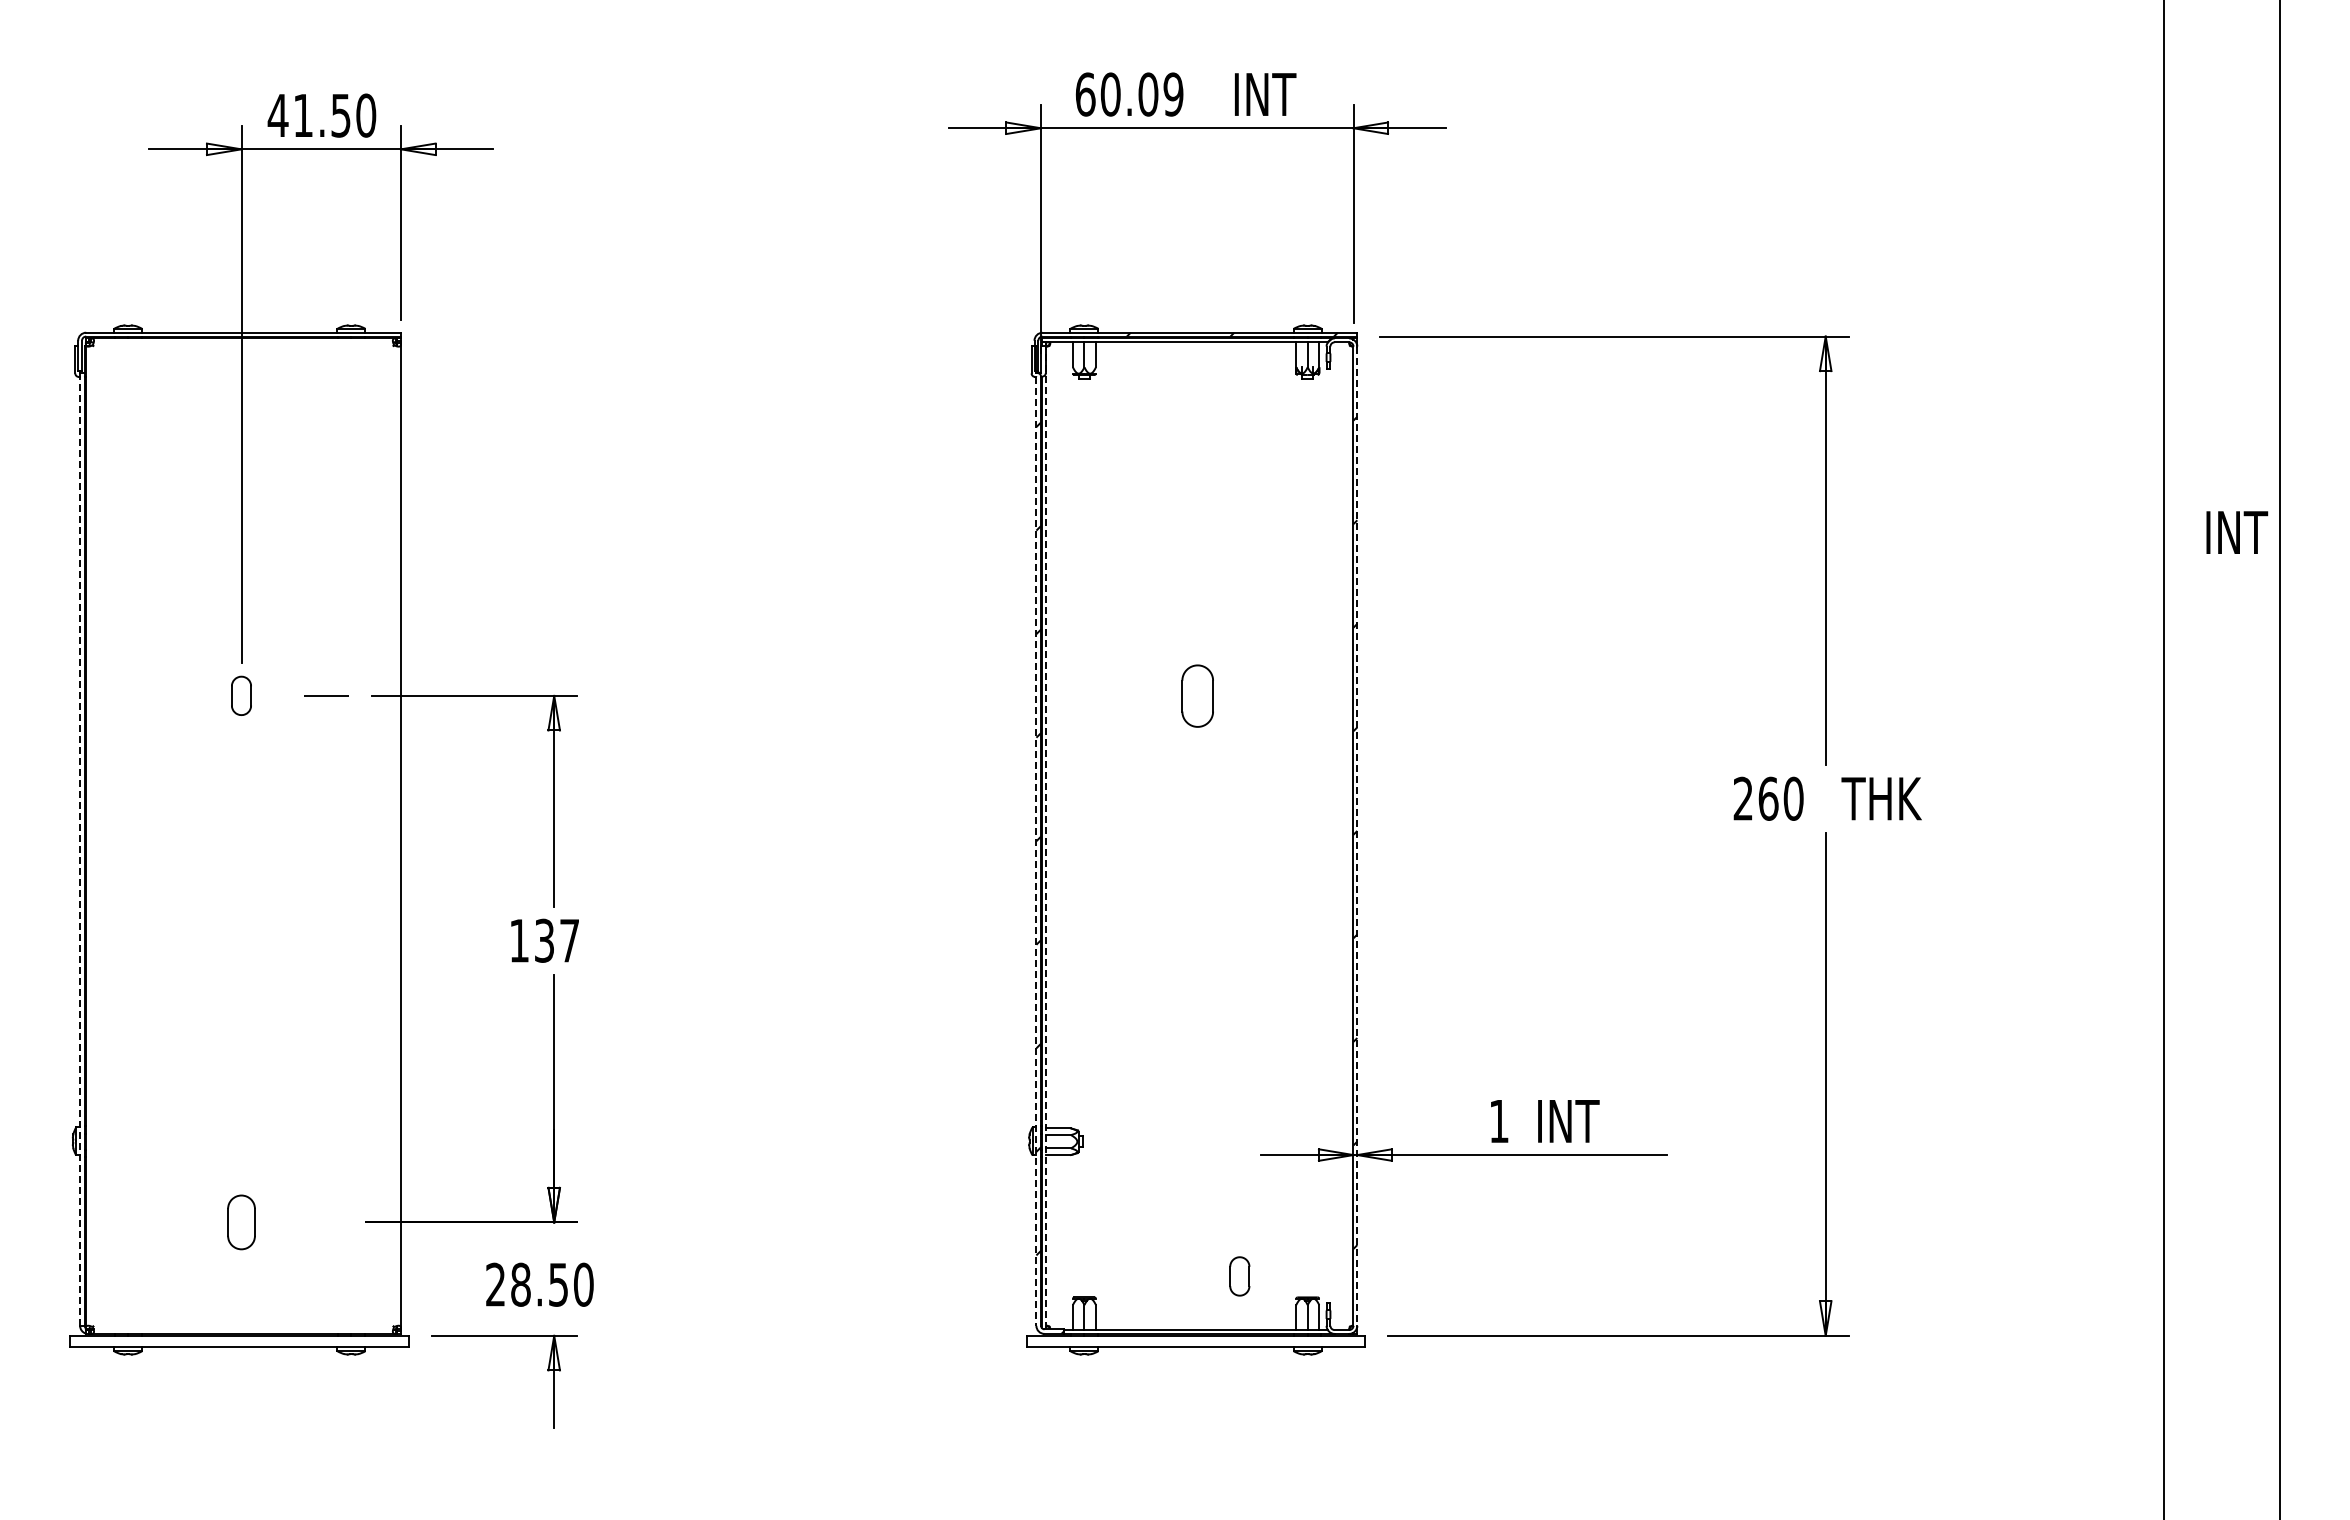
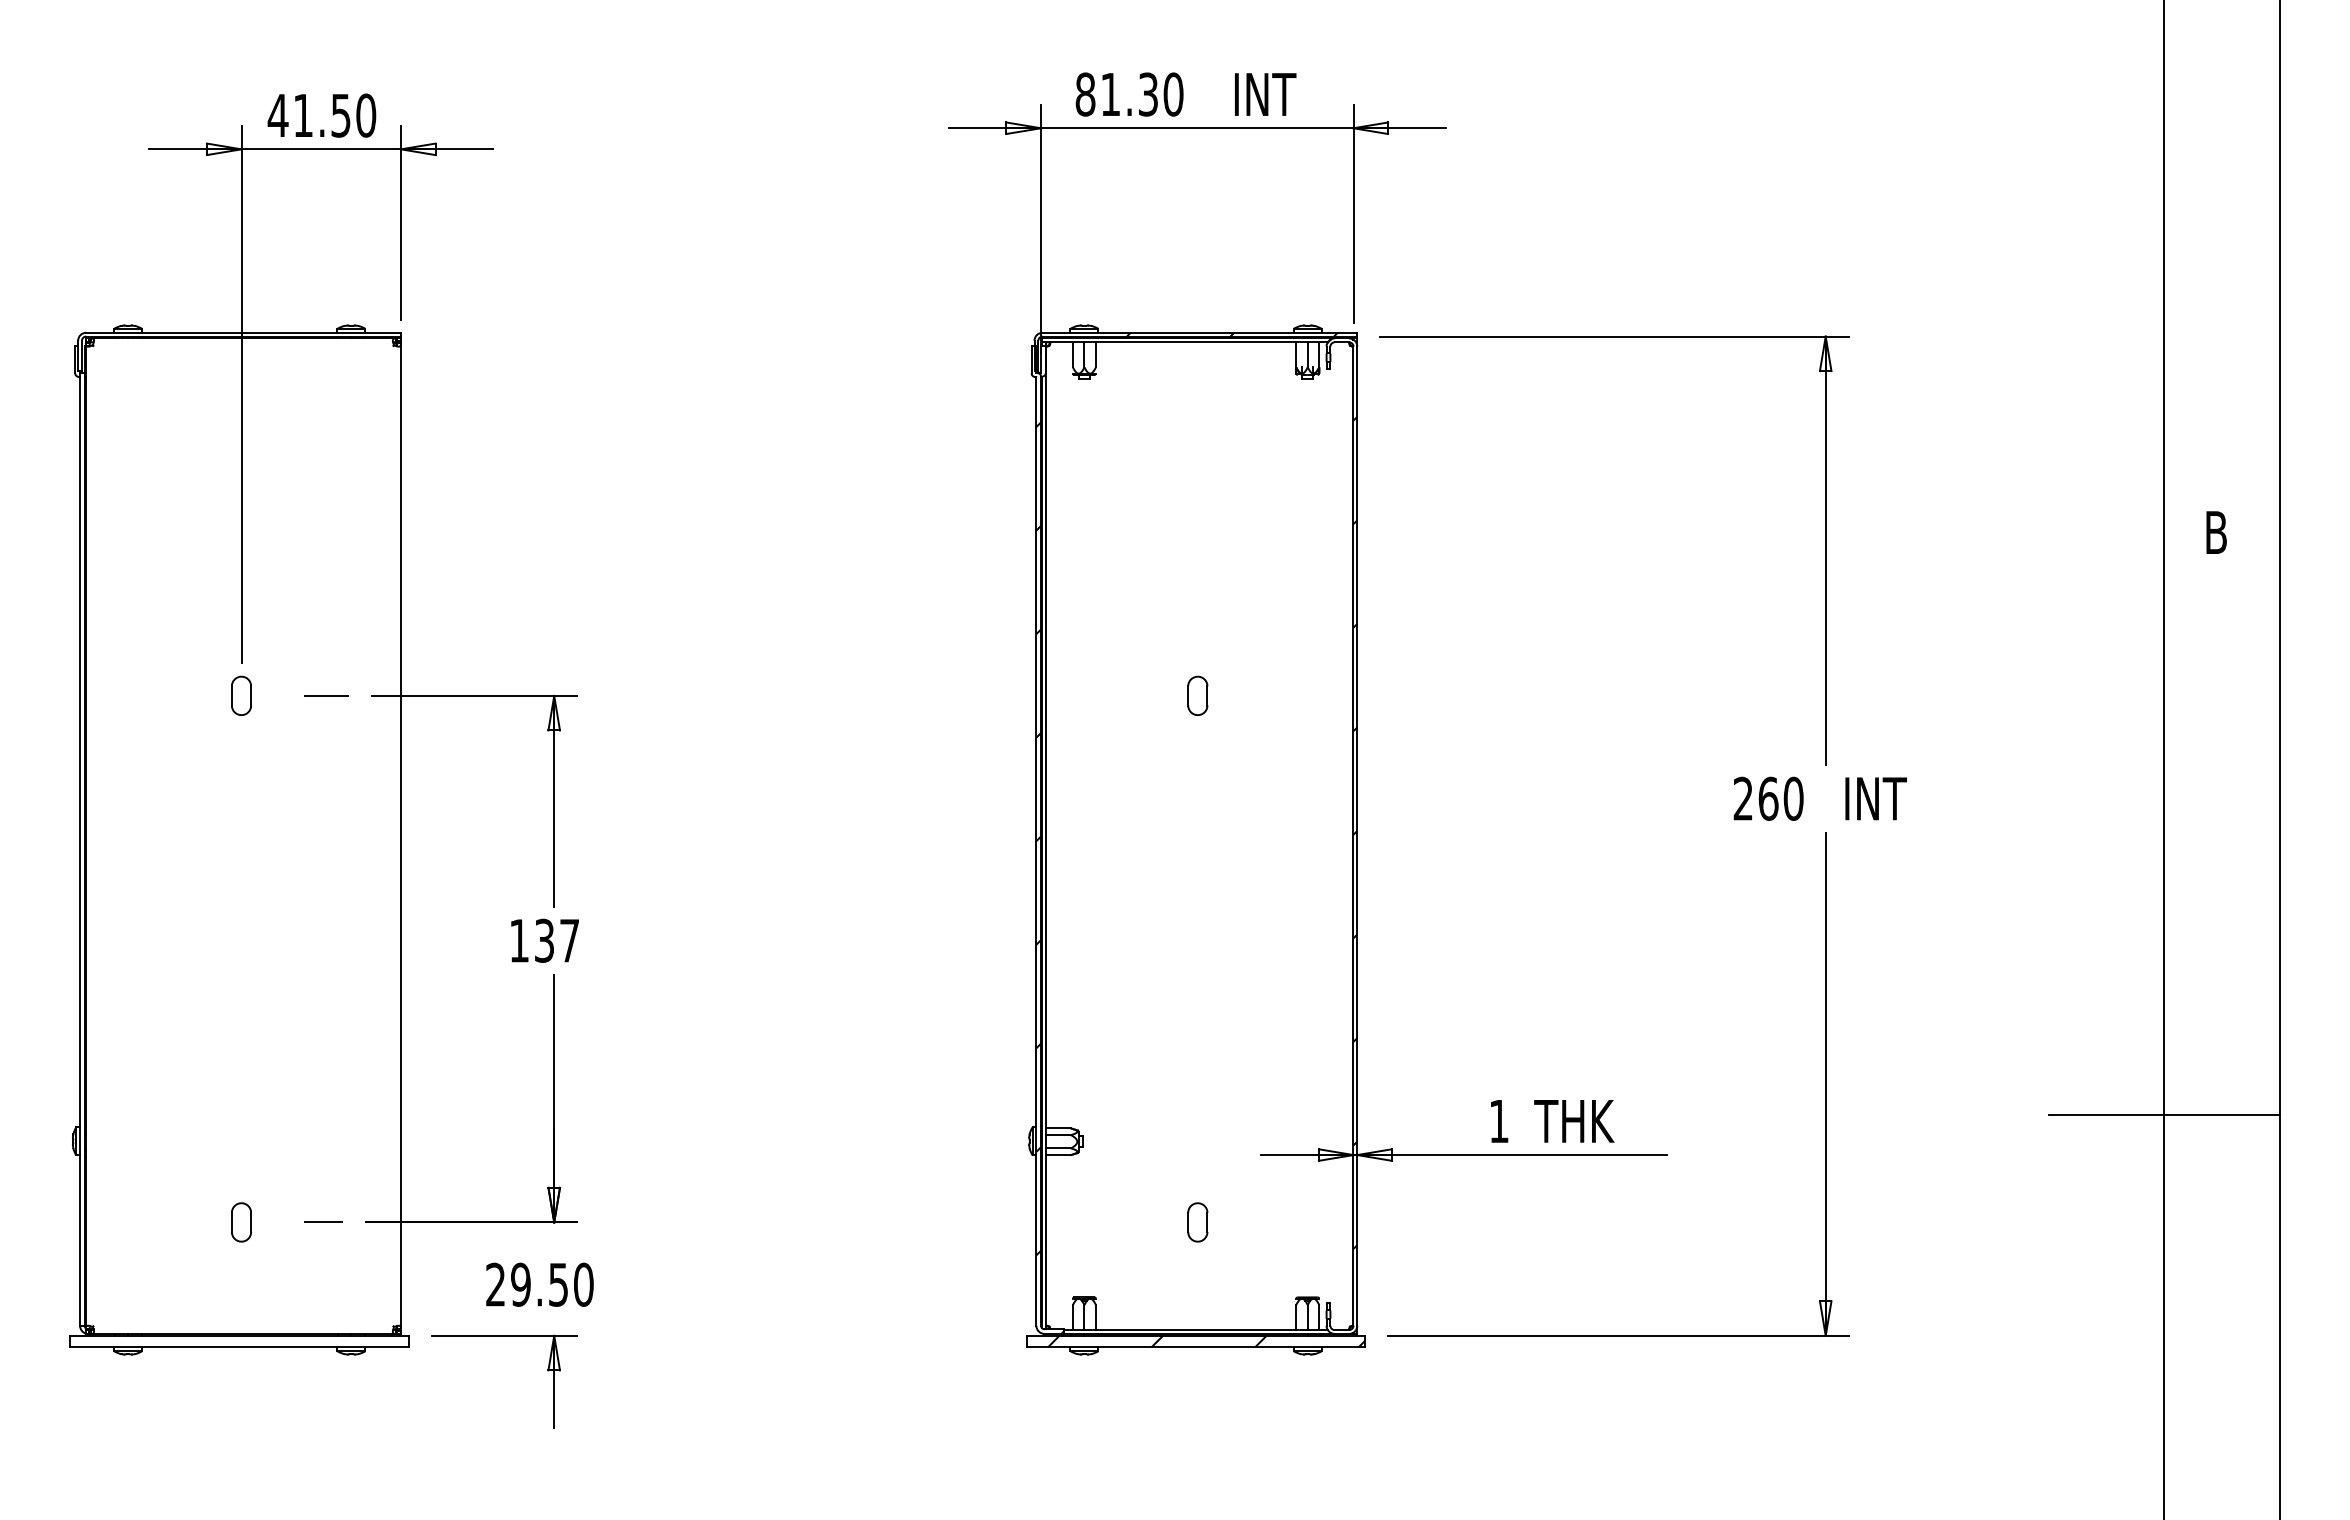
text: 60.09 -> 81.30 (1129, 94)
text: INT -> B (2239, 532)
part size: 33x64 px -> 22x41 px (1197, 695)
text: THK -> INT (1881, 798)
line: dashed -> solid (1046, 835)
line: dashed -> solid (1357, 836)
line: dashed -> solid (80, 849)
line: dashed -> solid (1036, 851)
line: none -> present (2163, 1114)
text: INT -> THK (1574, 1121)
part size: 29x57 px -> 21x41 px (241, 1222)
line: none -> present (323, 1222)
part position: (1239, 1276) -> (1197, 1222) (1197, 1222)
text: 28.50 -> 29.50 (520, 1284)
hatch: none -> present (1206, 1341)
